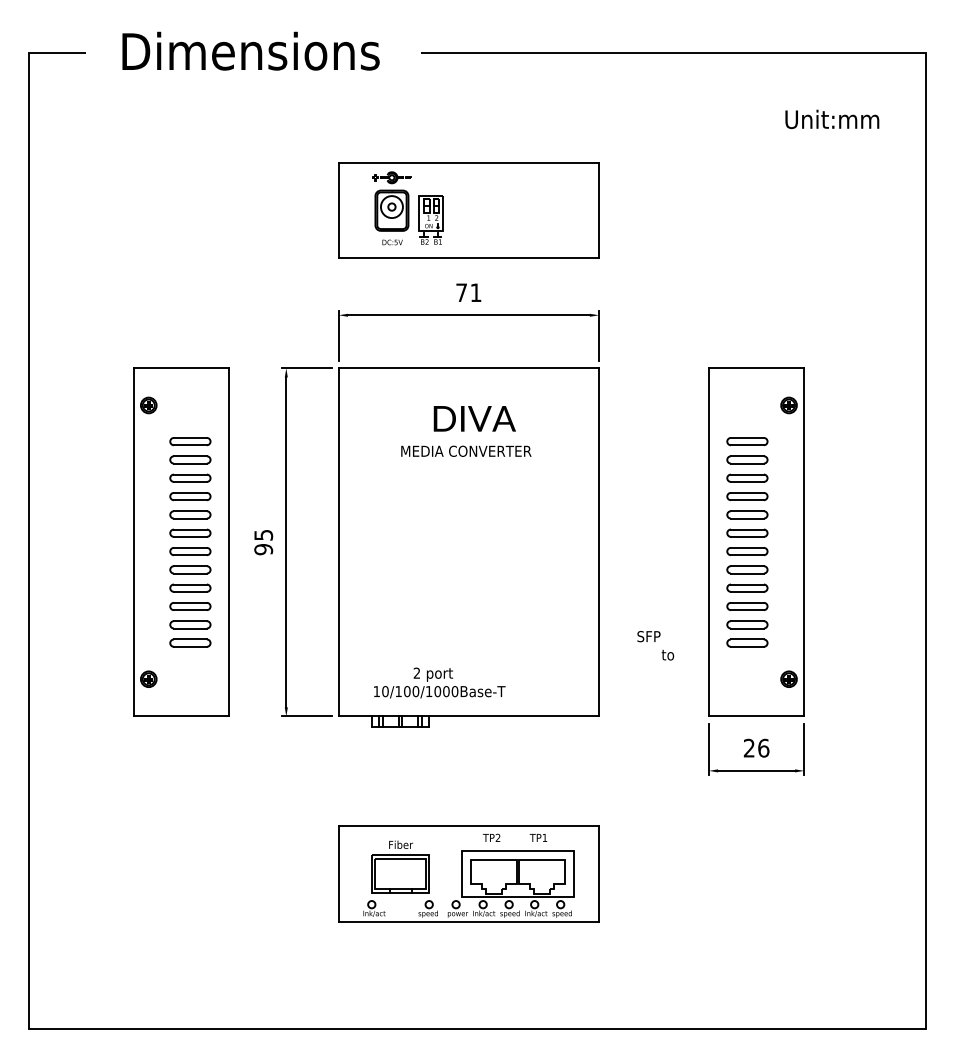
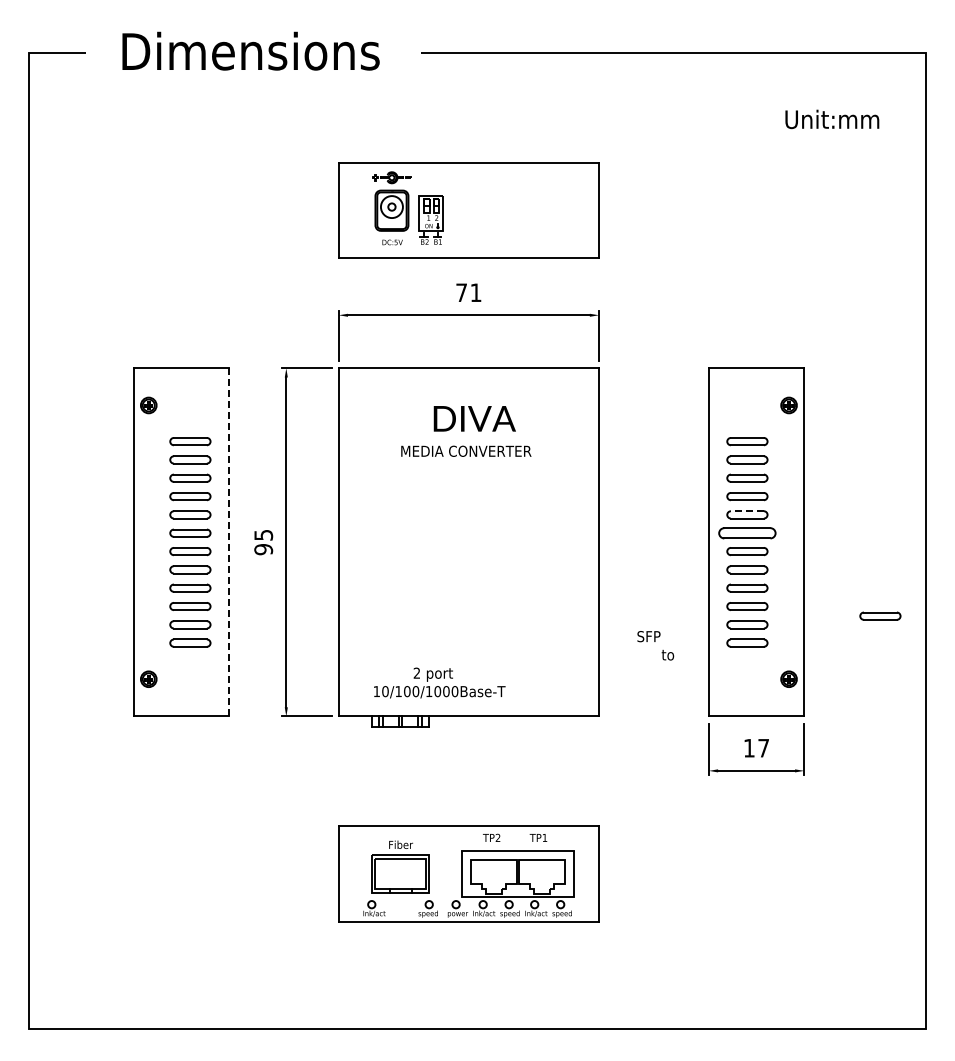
line: solid -> dashed (746, 511)
part size: 43x10 px -> 59x13 px (747, 533)
line: solid -> dashed (228, 541)
part: none -> present (880, 615)
text: 26 -> 17 (756, 747)
